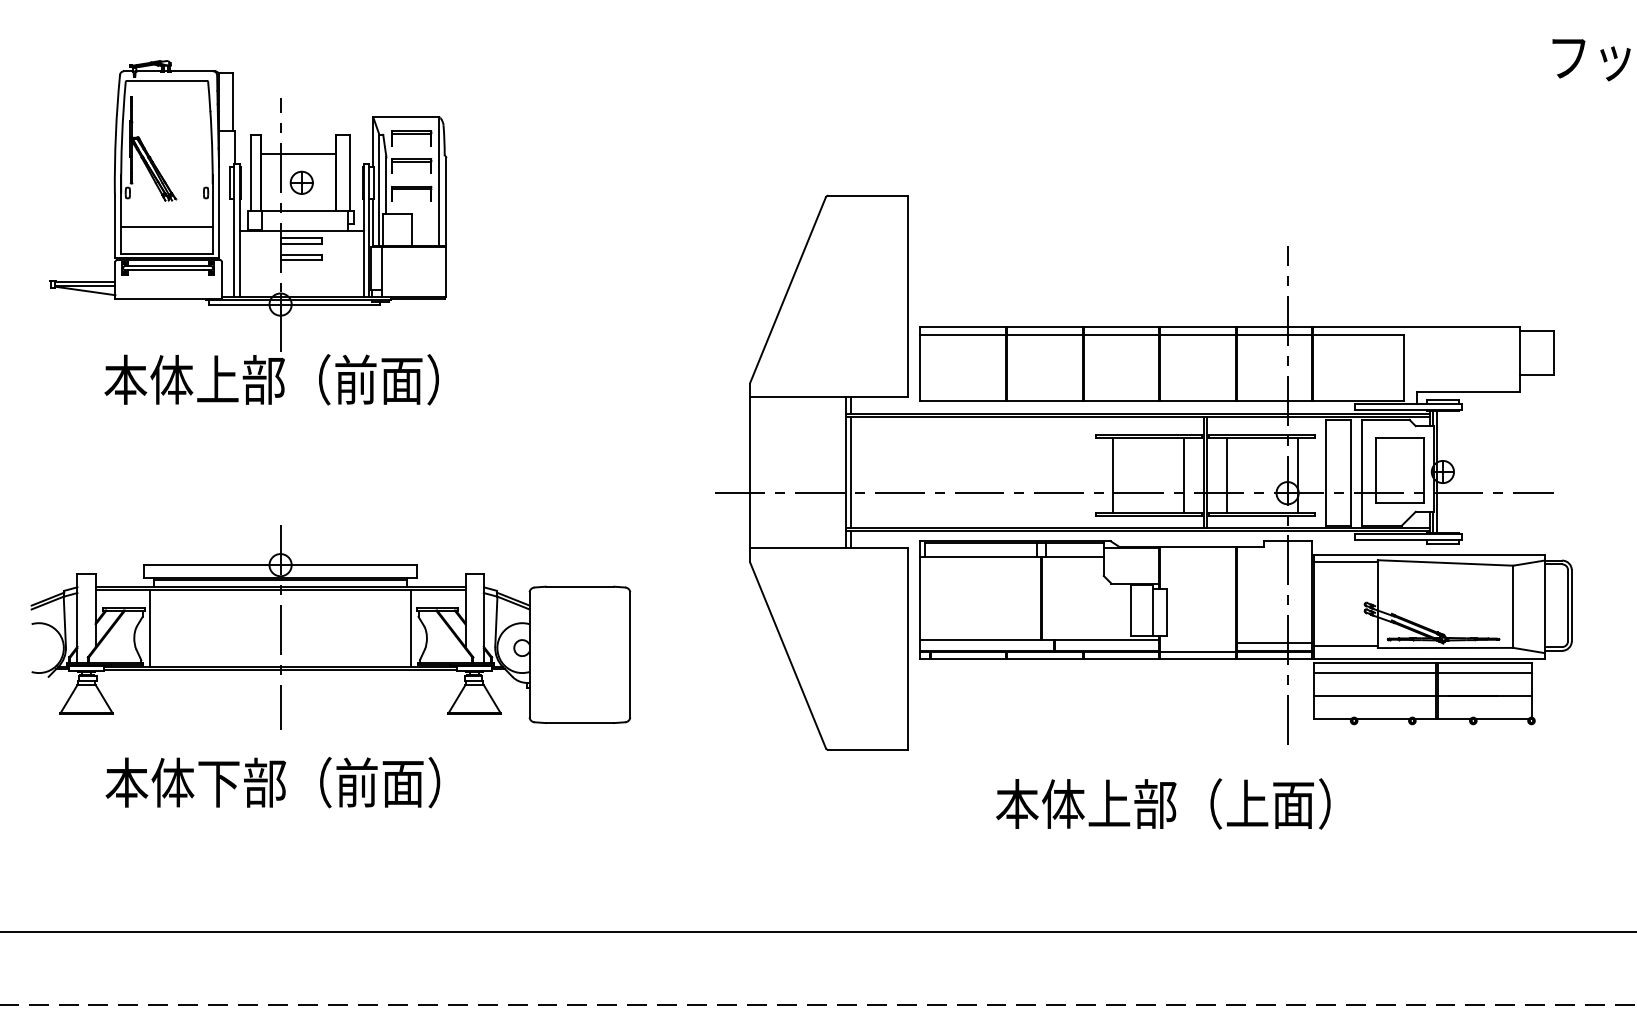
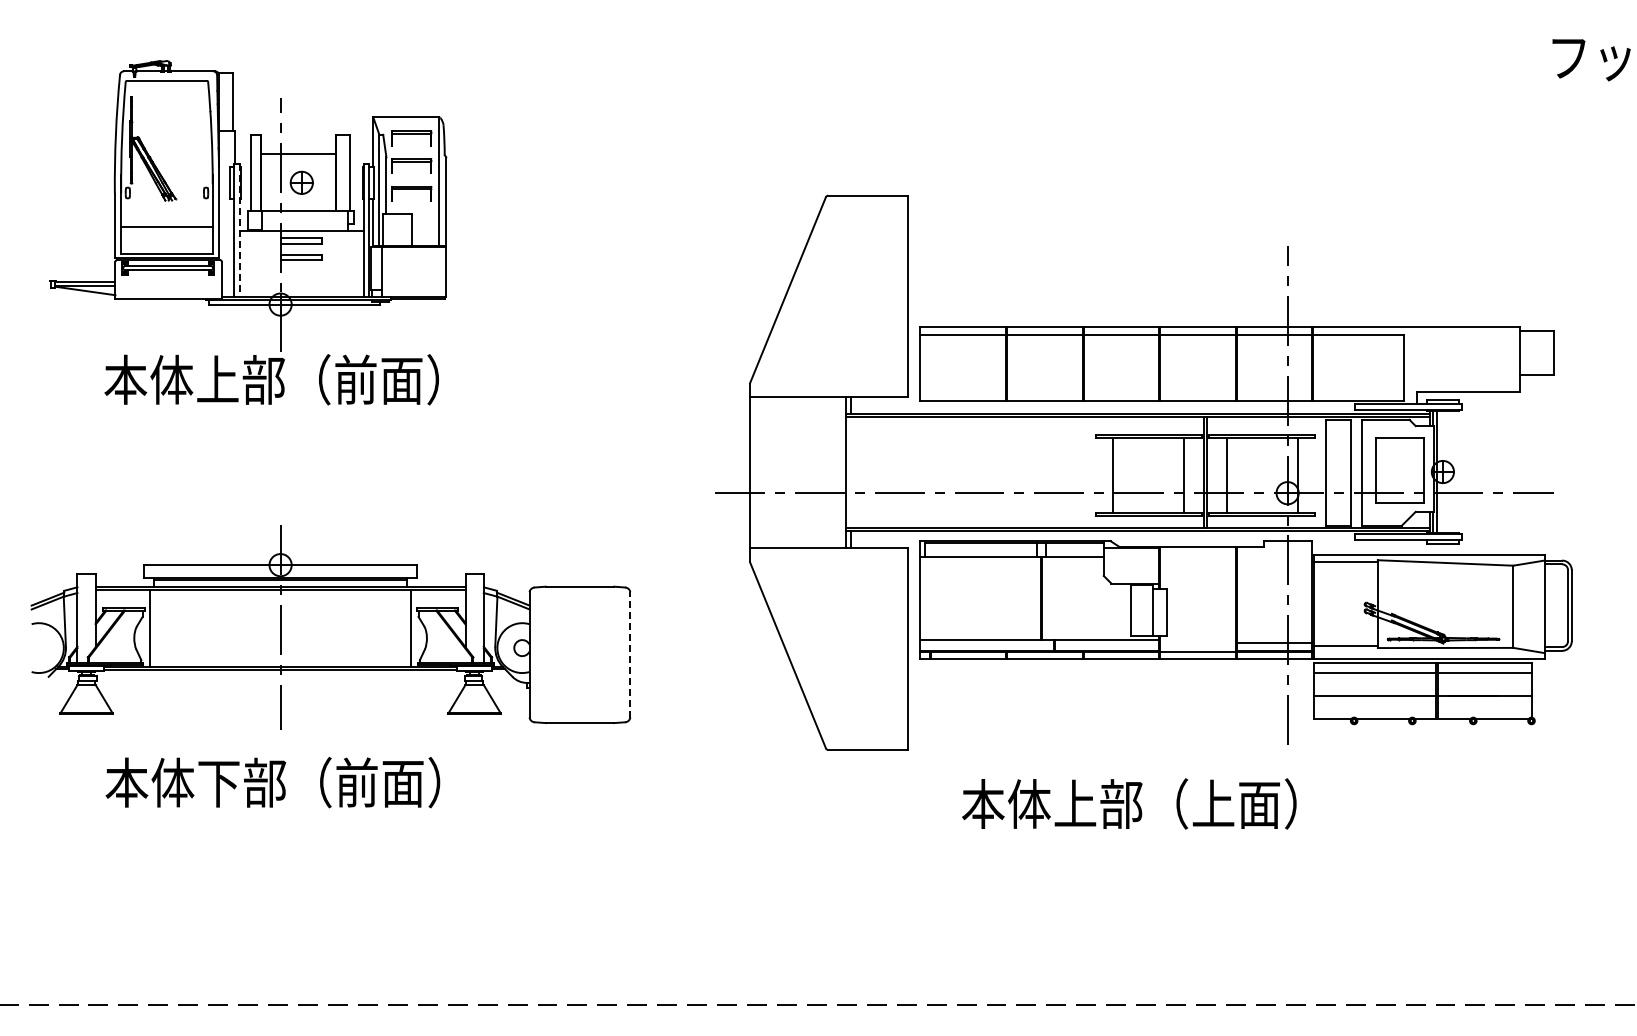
line: solid -> dashed (239, 230)
line: present -> none (850, 472)
line: solid -> dashed (630, 654)
text position: (1163, 803) -> (1129, 803) (1129, 803)
line: present -> none (817, 931)
